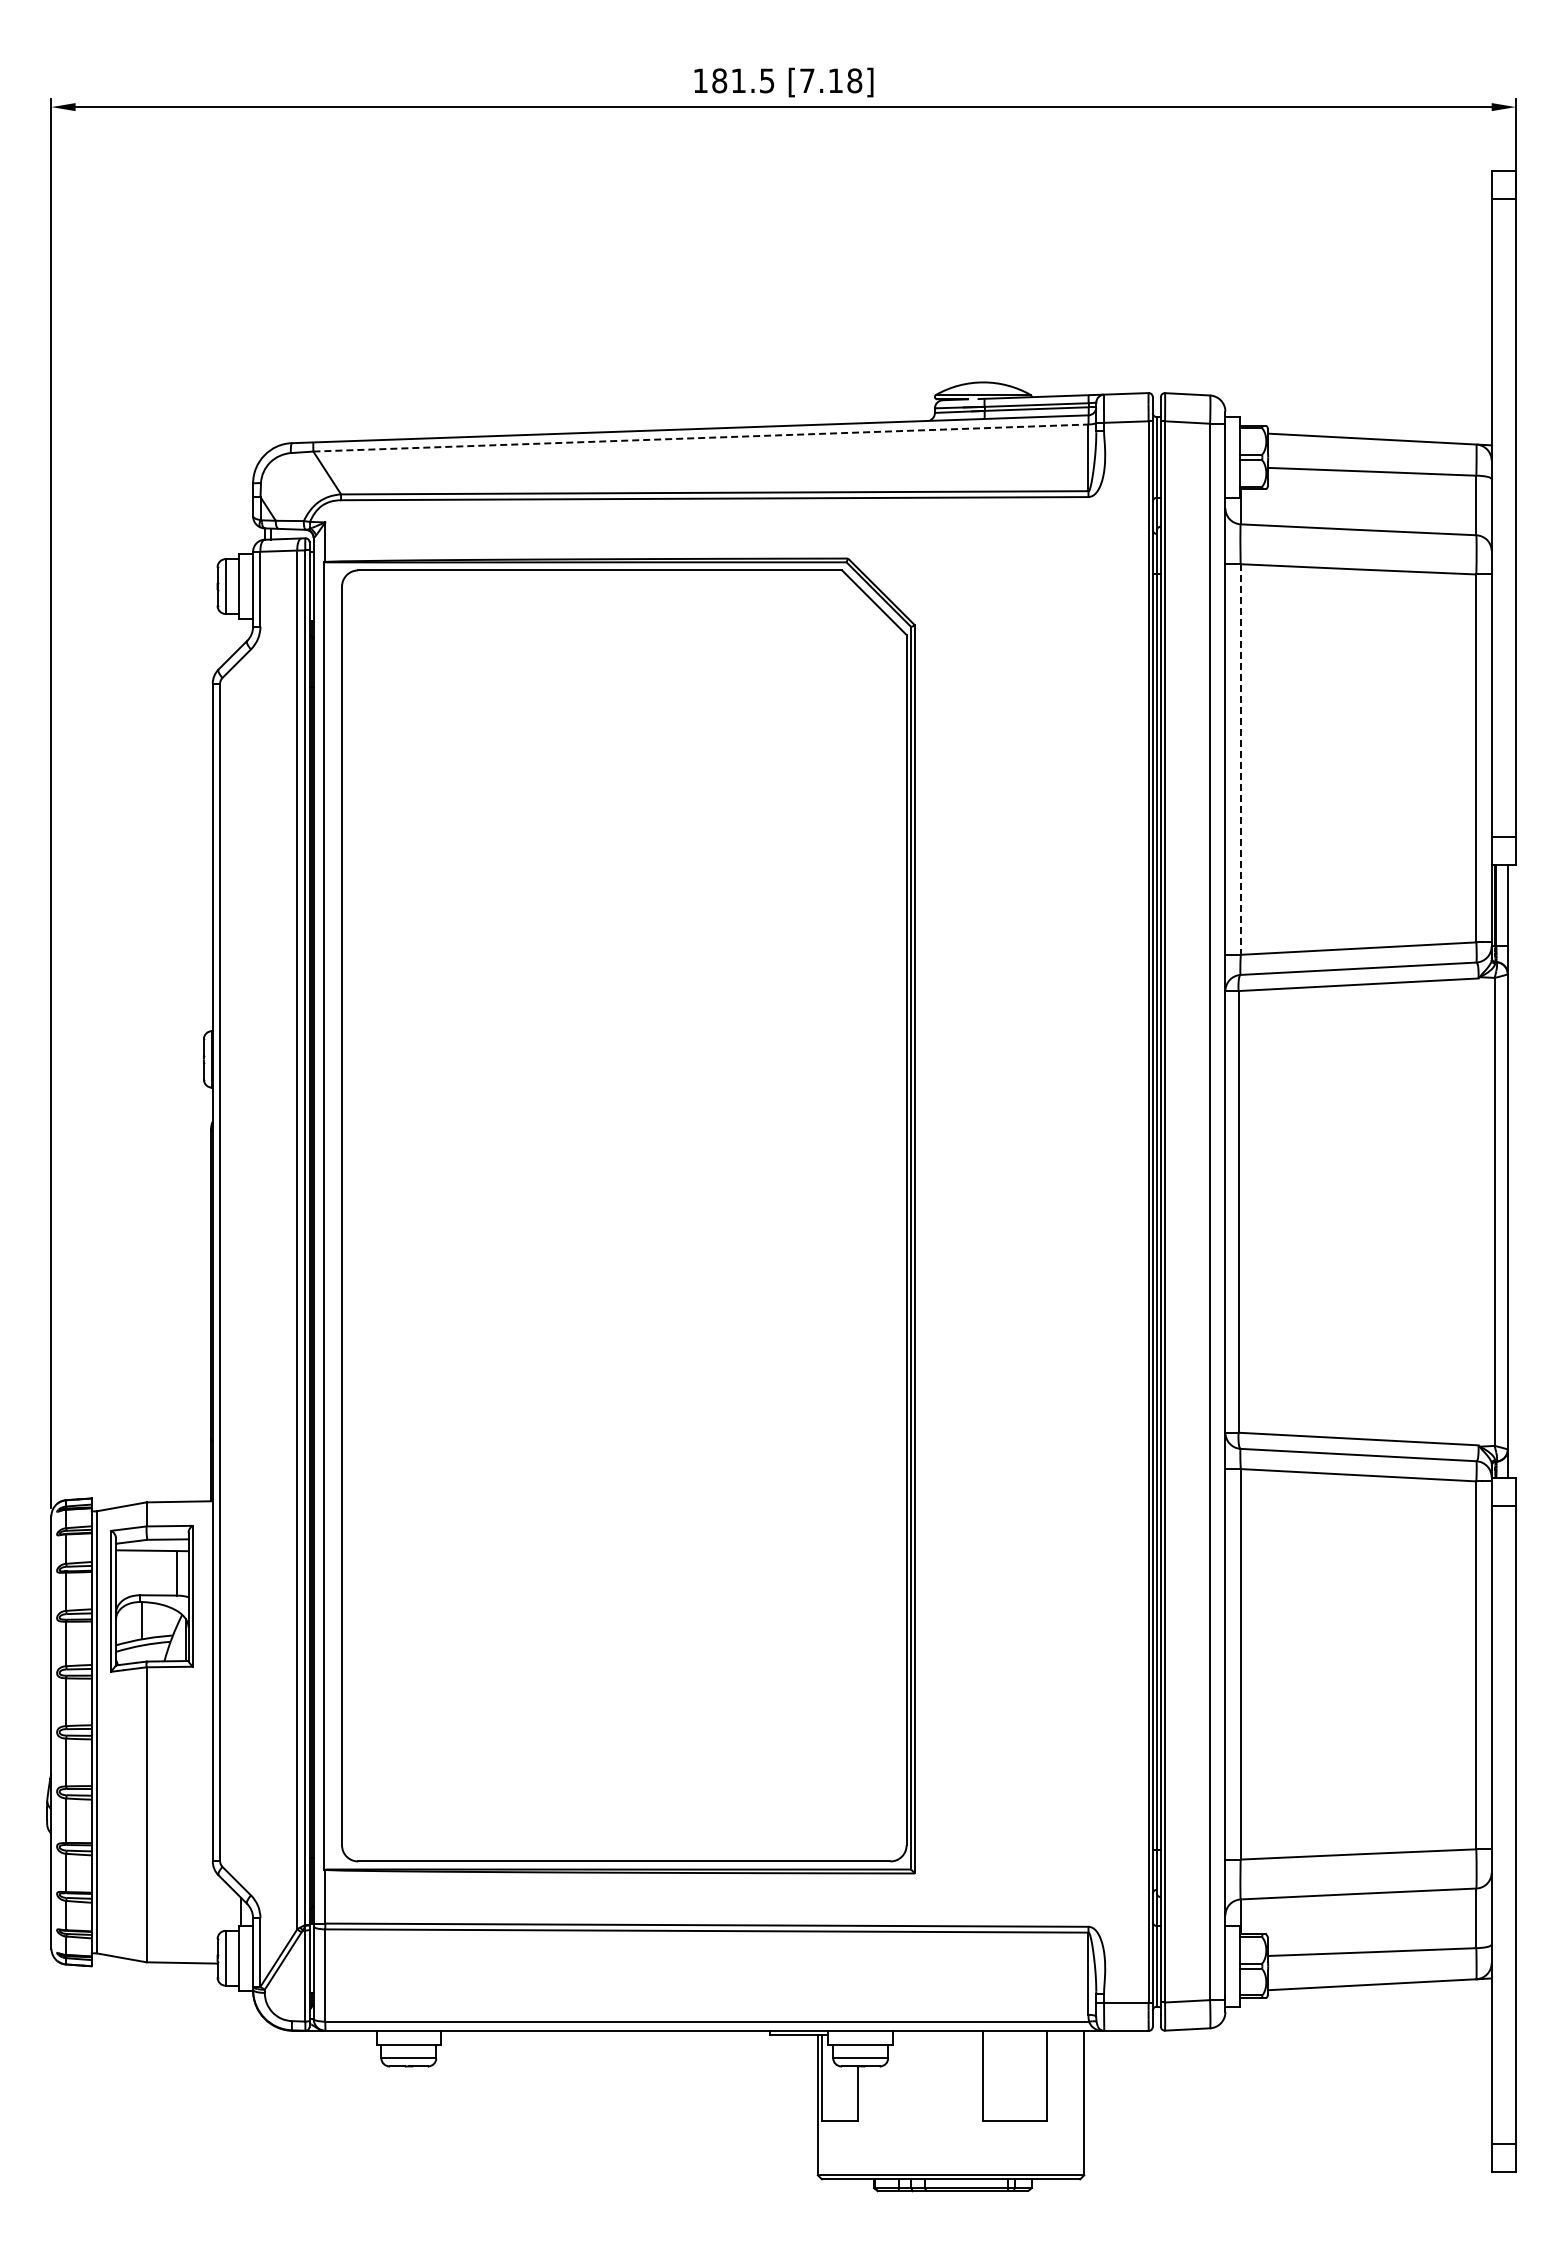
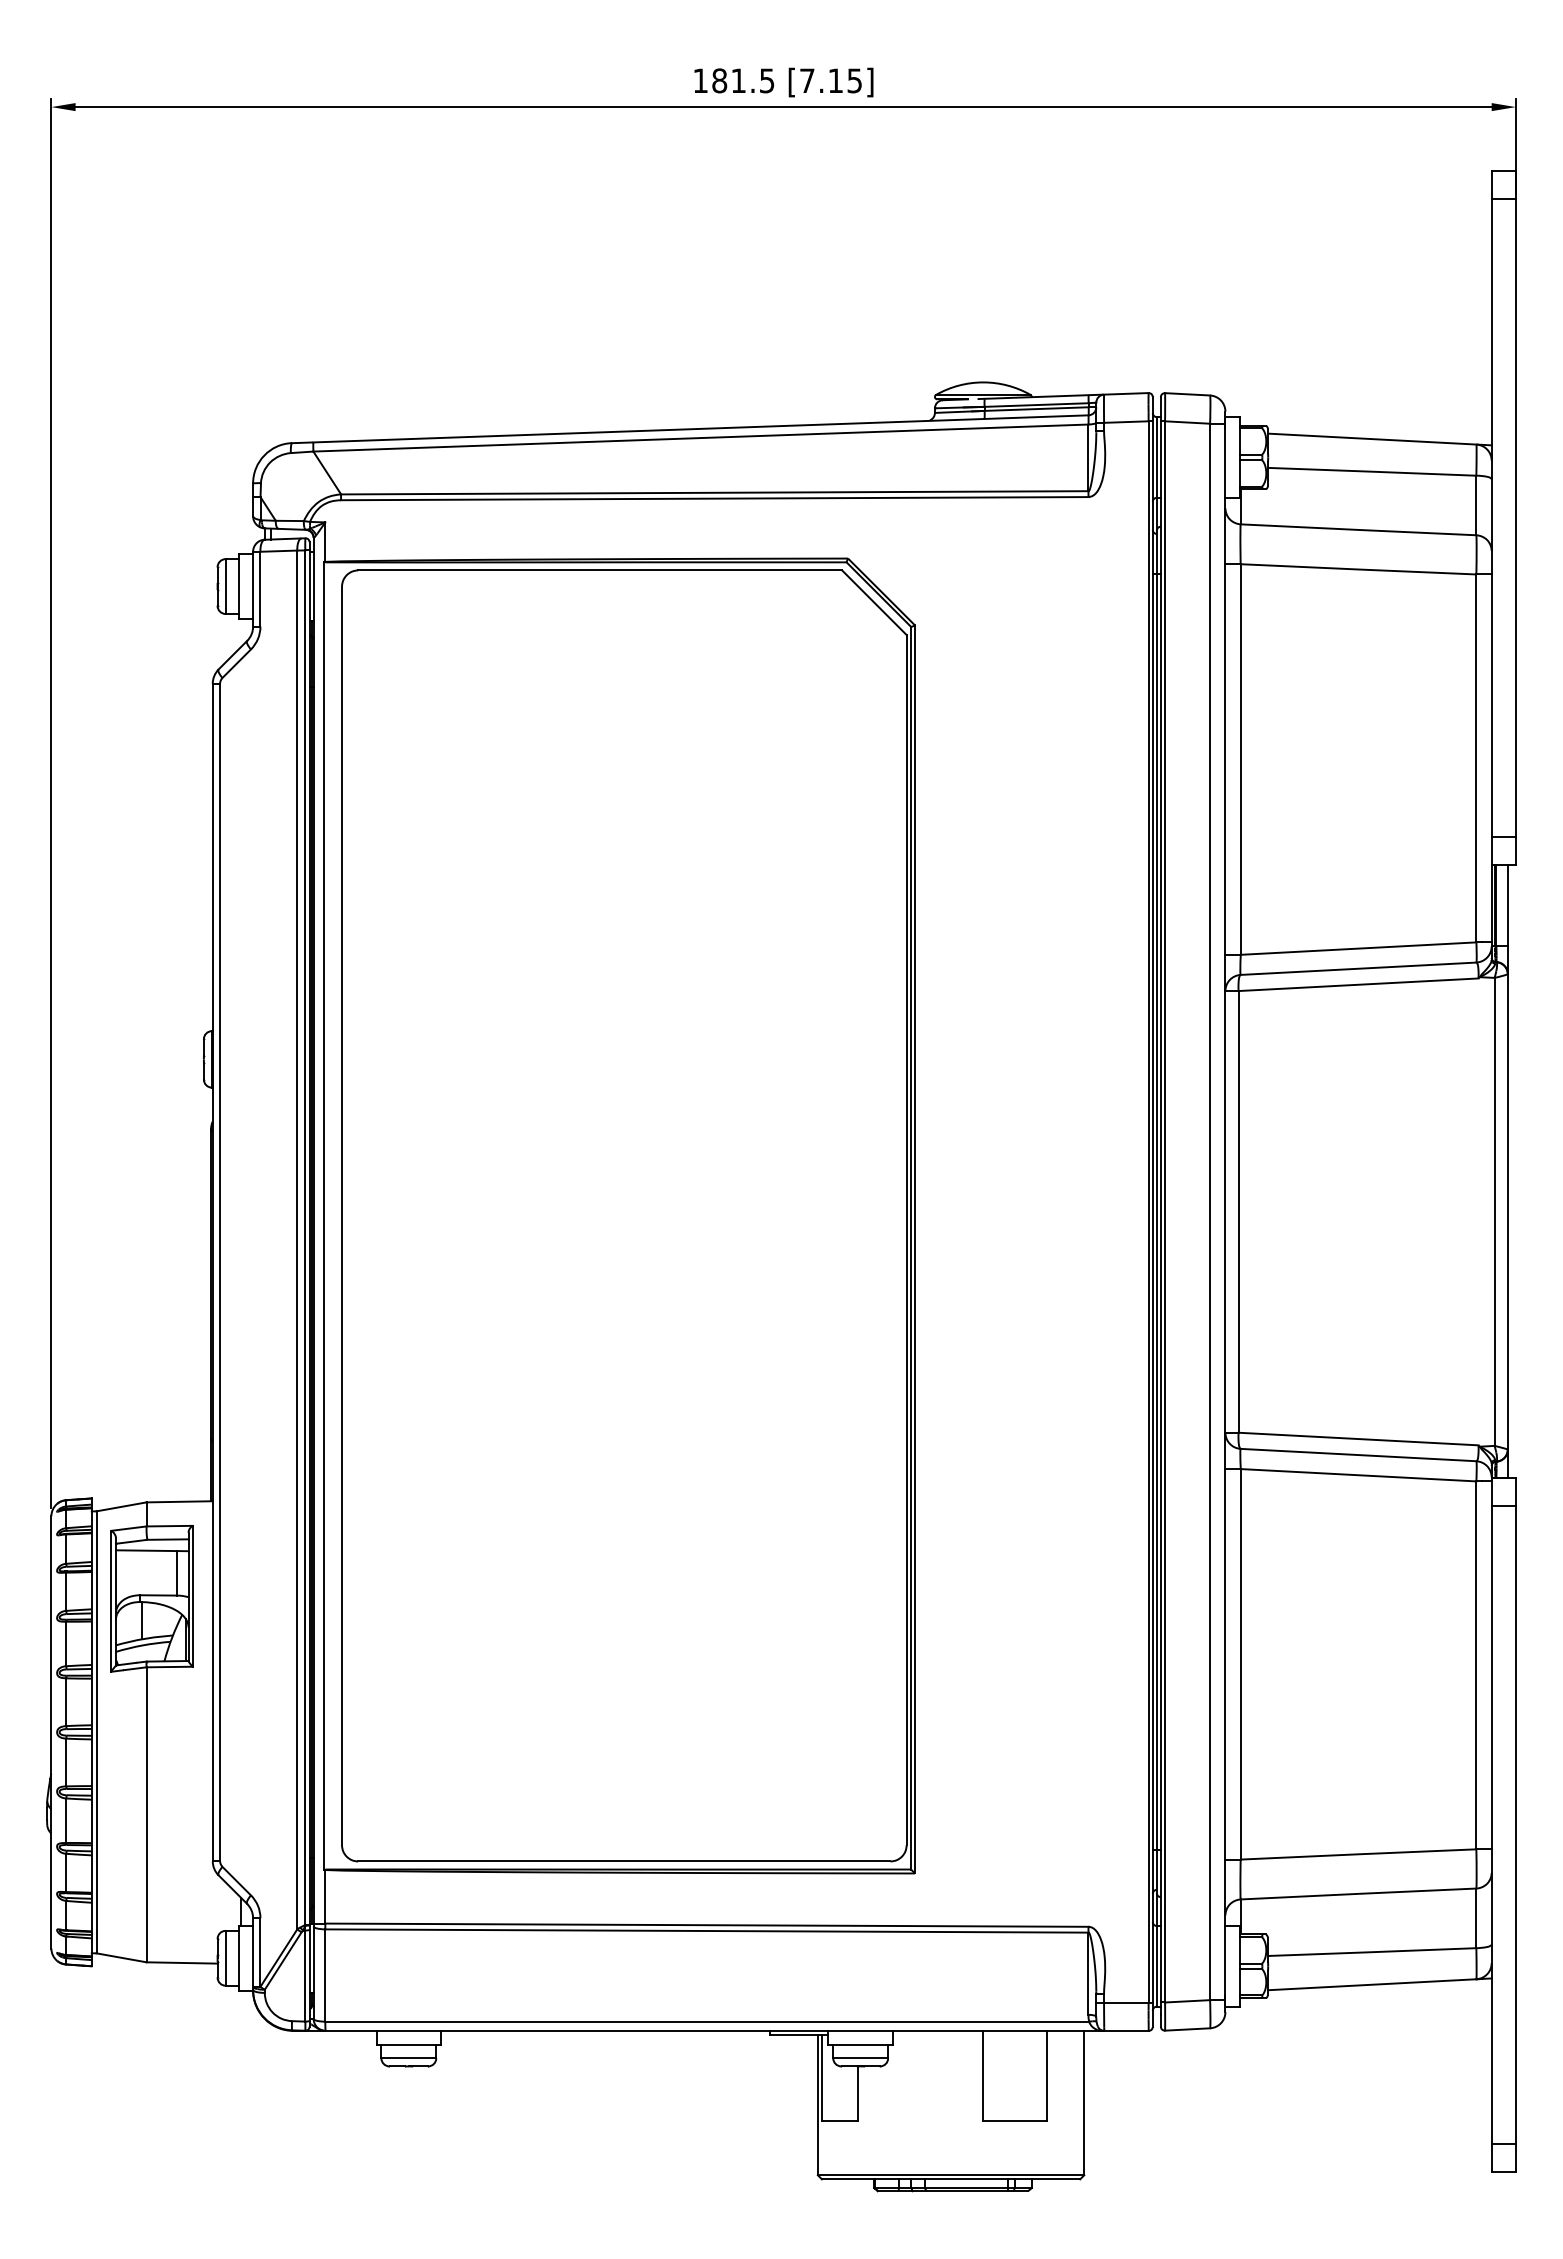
text: [7.18] -> [7.15] (854, 80)
line: dashed -> solid (700, 438)
line: dashed -> solid (1240, 760)
